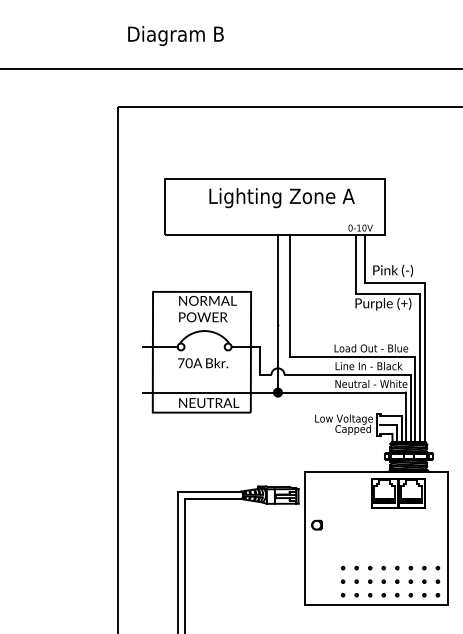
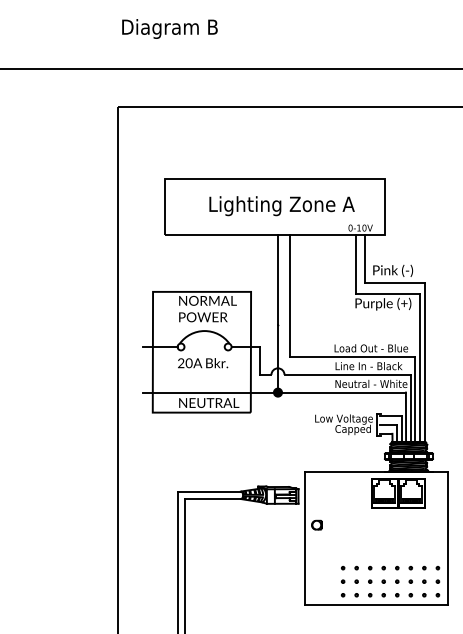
text position: (175, 35) -> (169, 28) (169, 28)
text position: (281, 198) -> (281, 206) (281, 206)
text: 70A -> 20A (181, 363)
